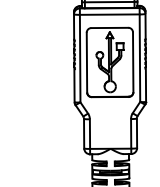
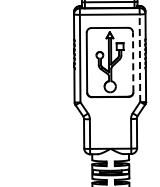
line: solid -> dashed (139, 53)
line: solid -> dashed (133, 62)
